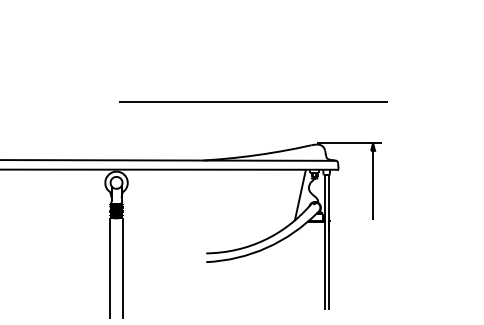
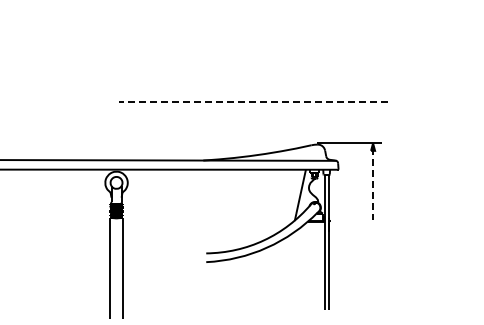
line: solid -> dashed (253, 101)
line: solid -> dashed (373, 184)
